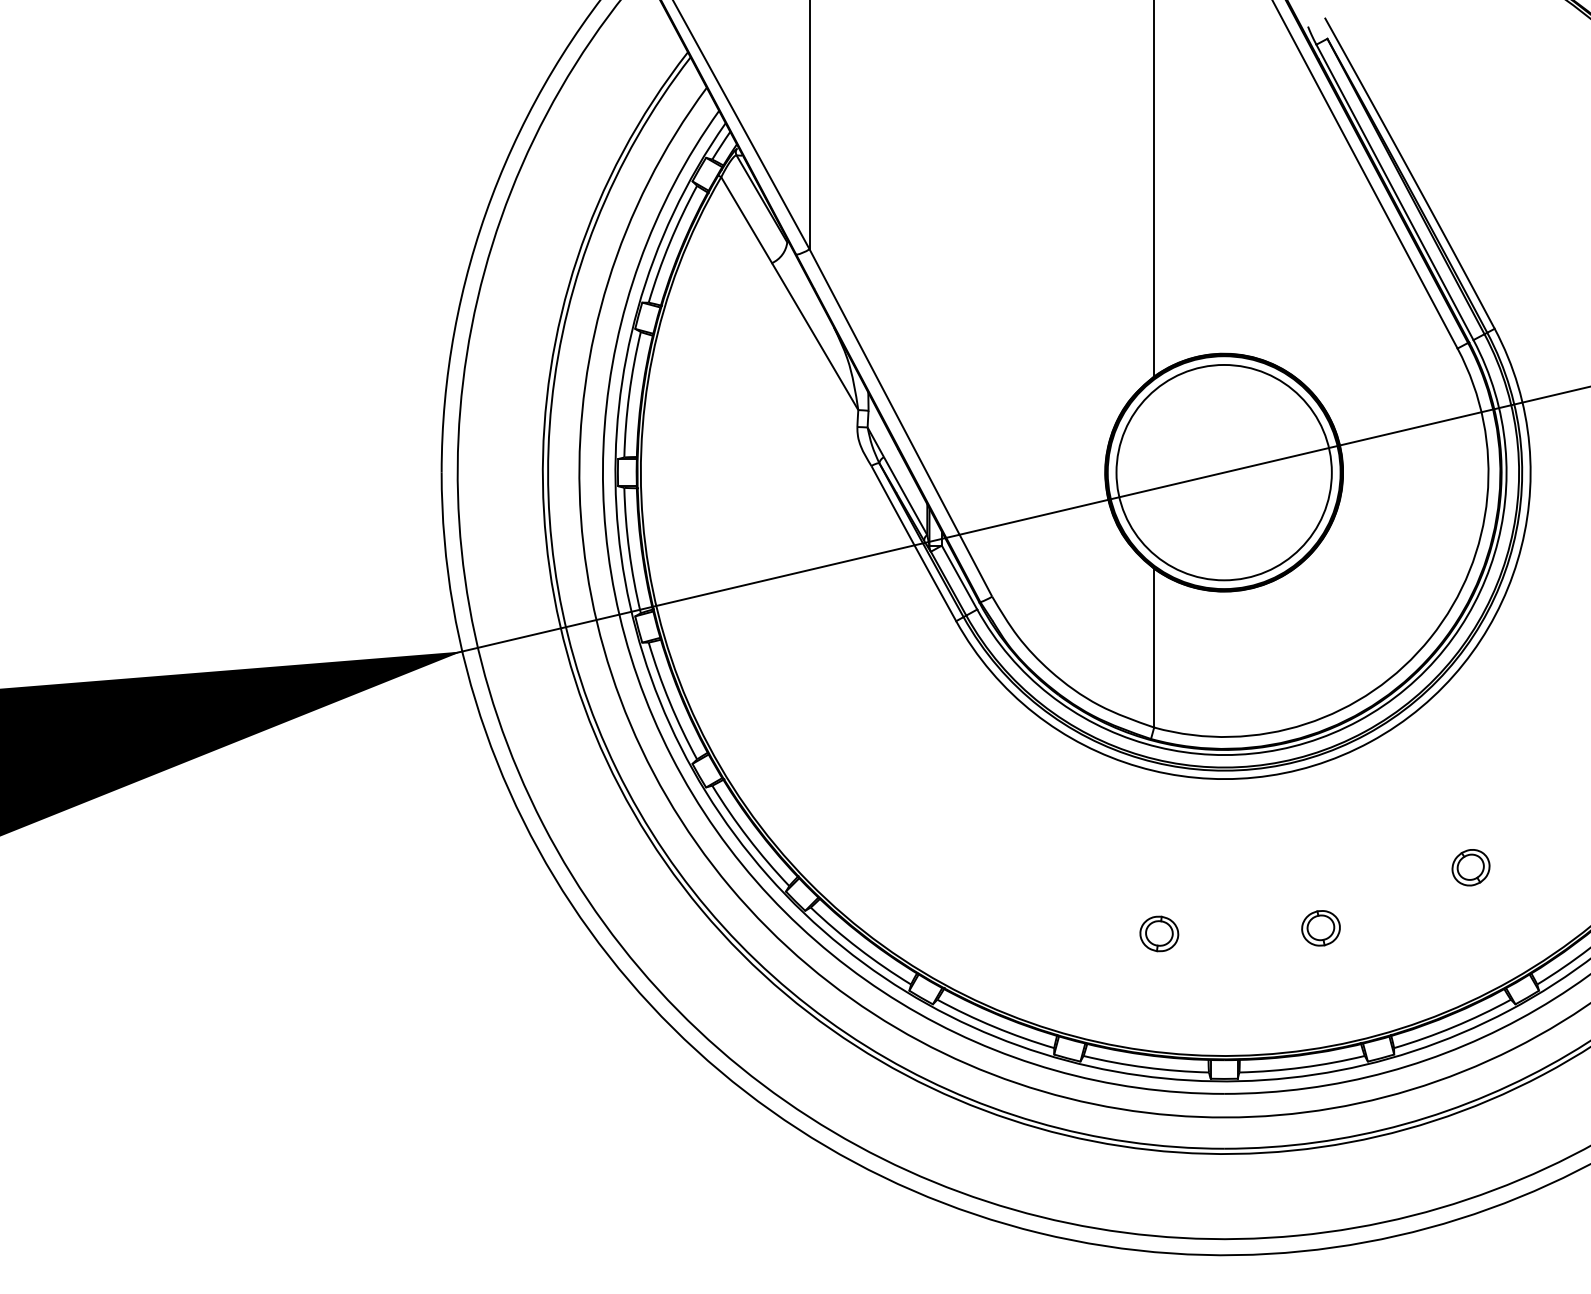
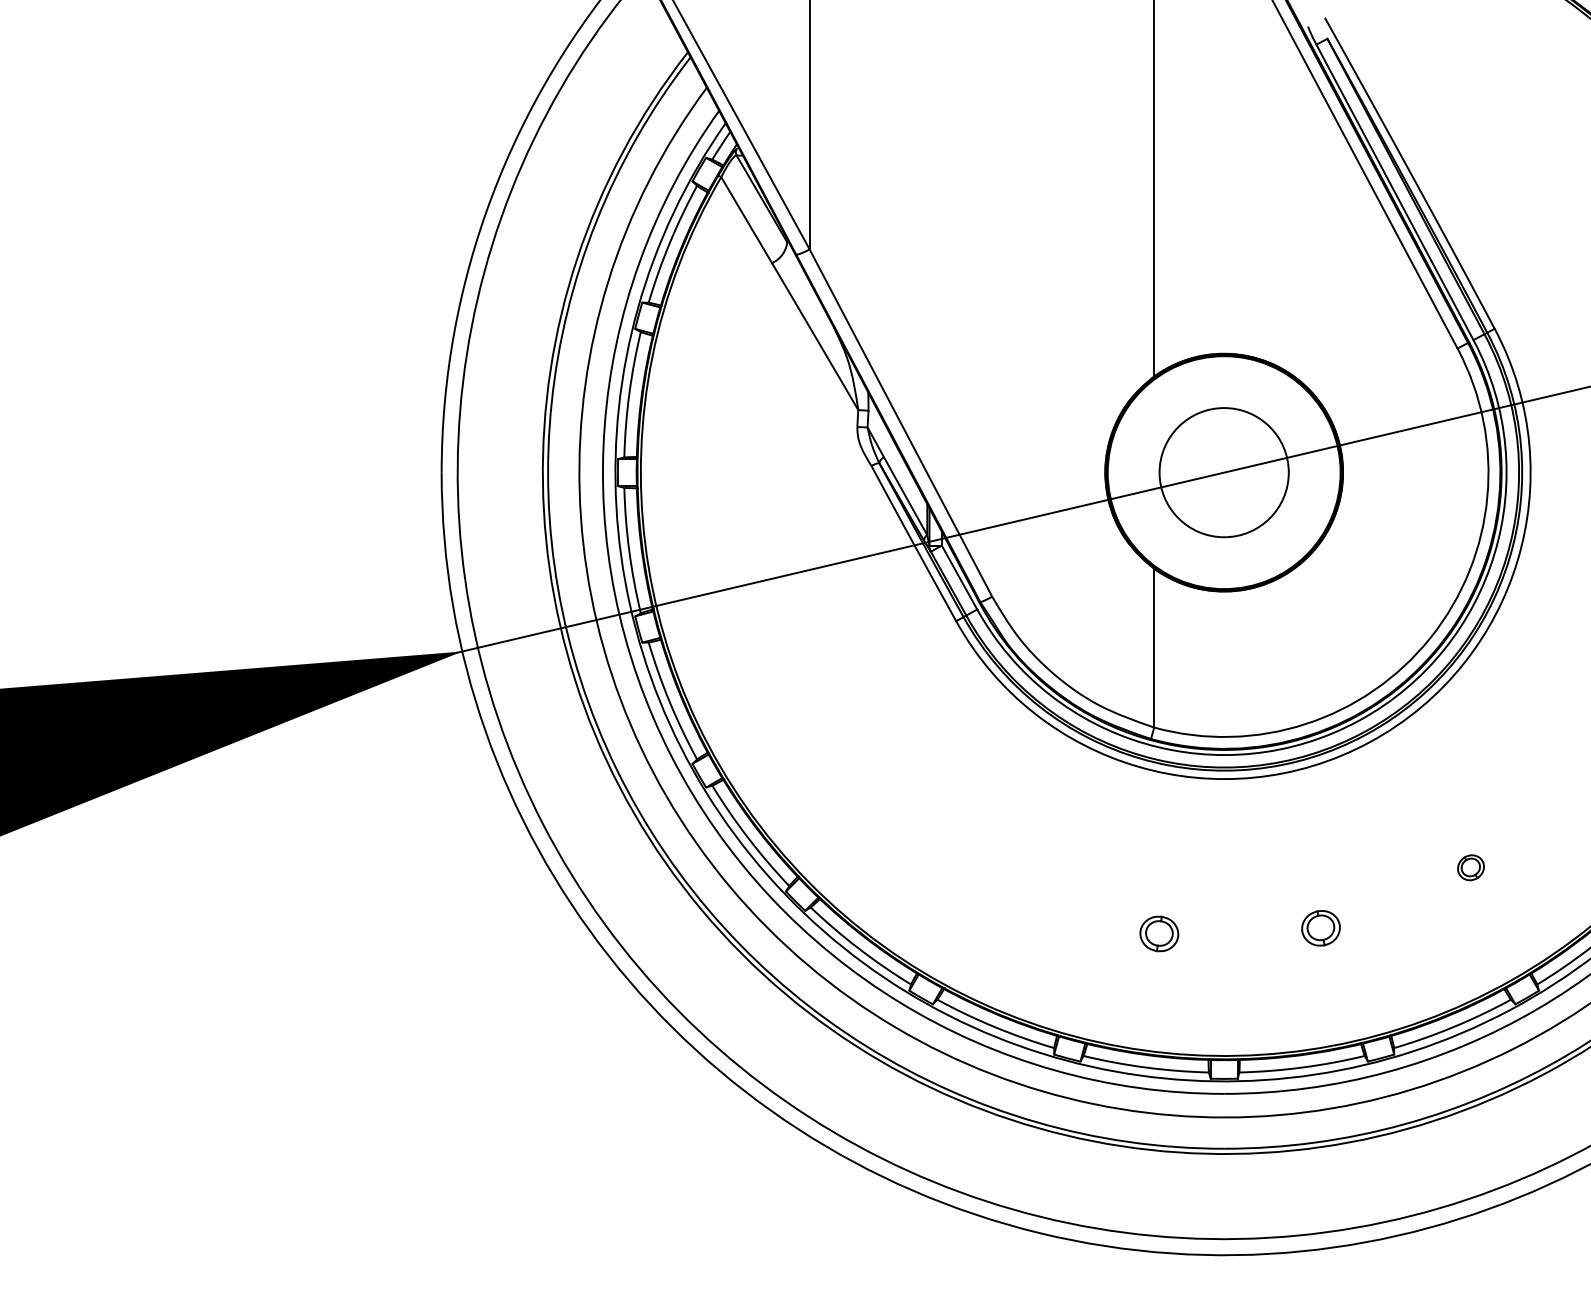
circle diameter: 215 px -> 129 px (1223, 472)
part size: 40x38 px -> 28x28 px (1470, 867)
